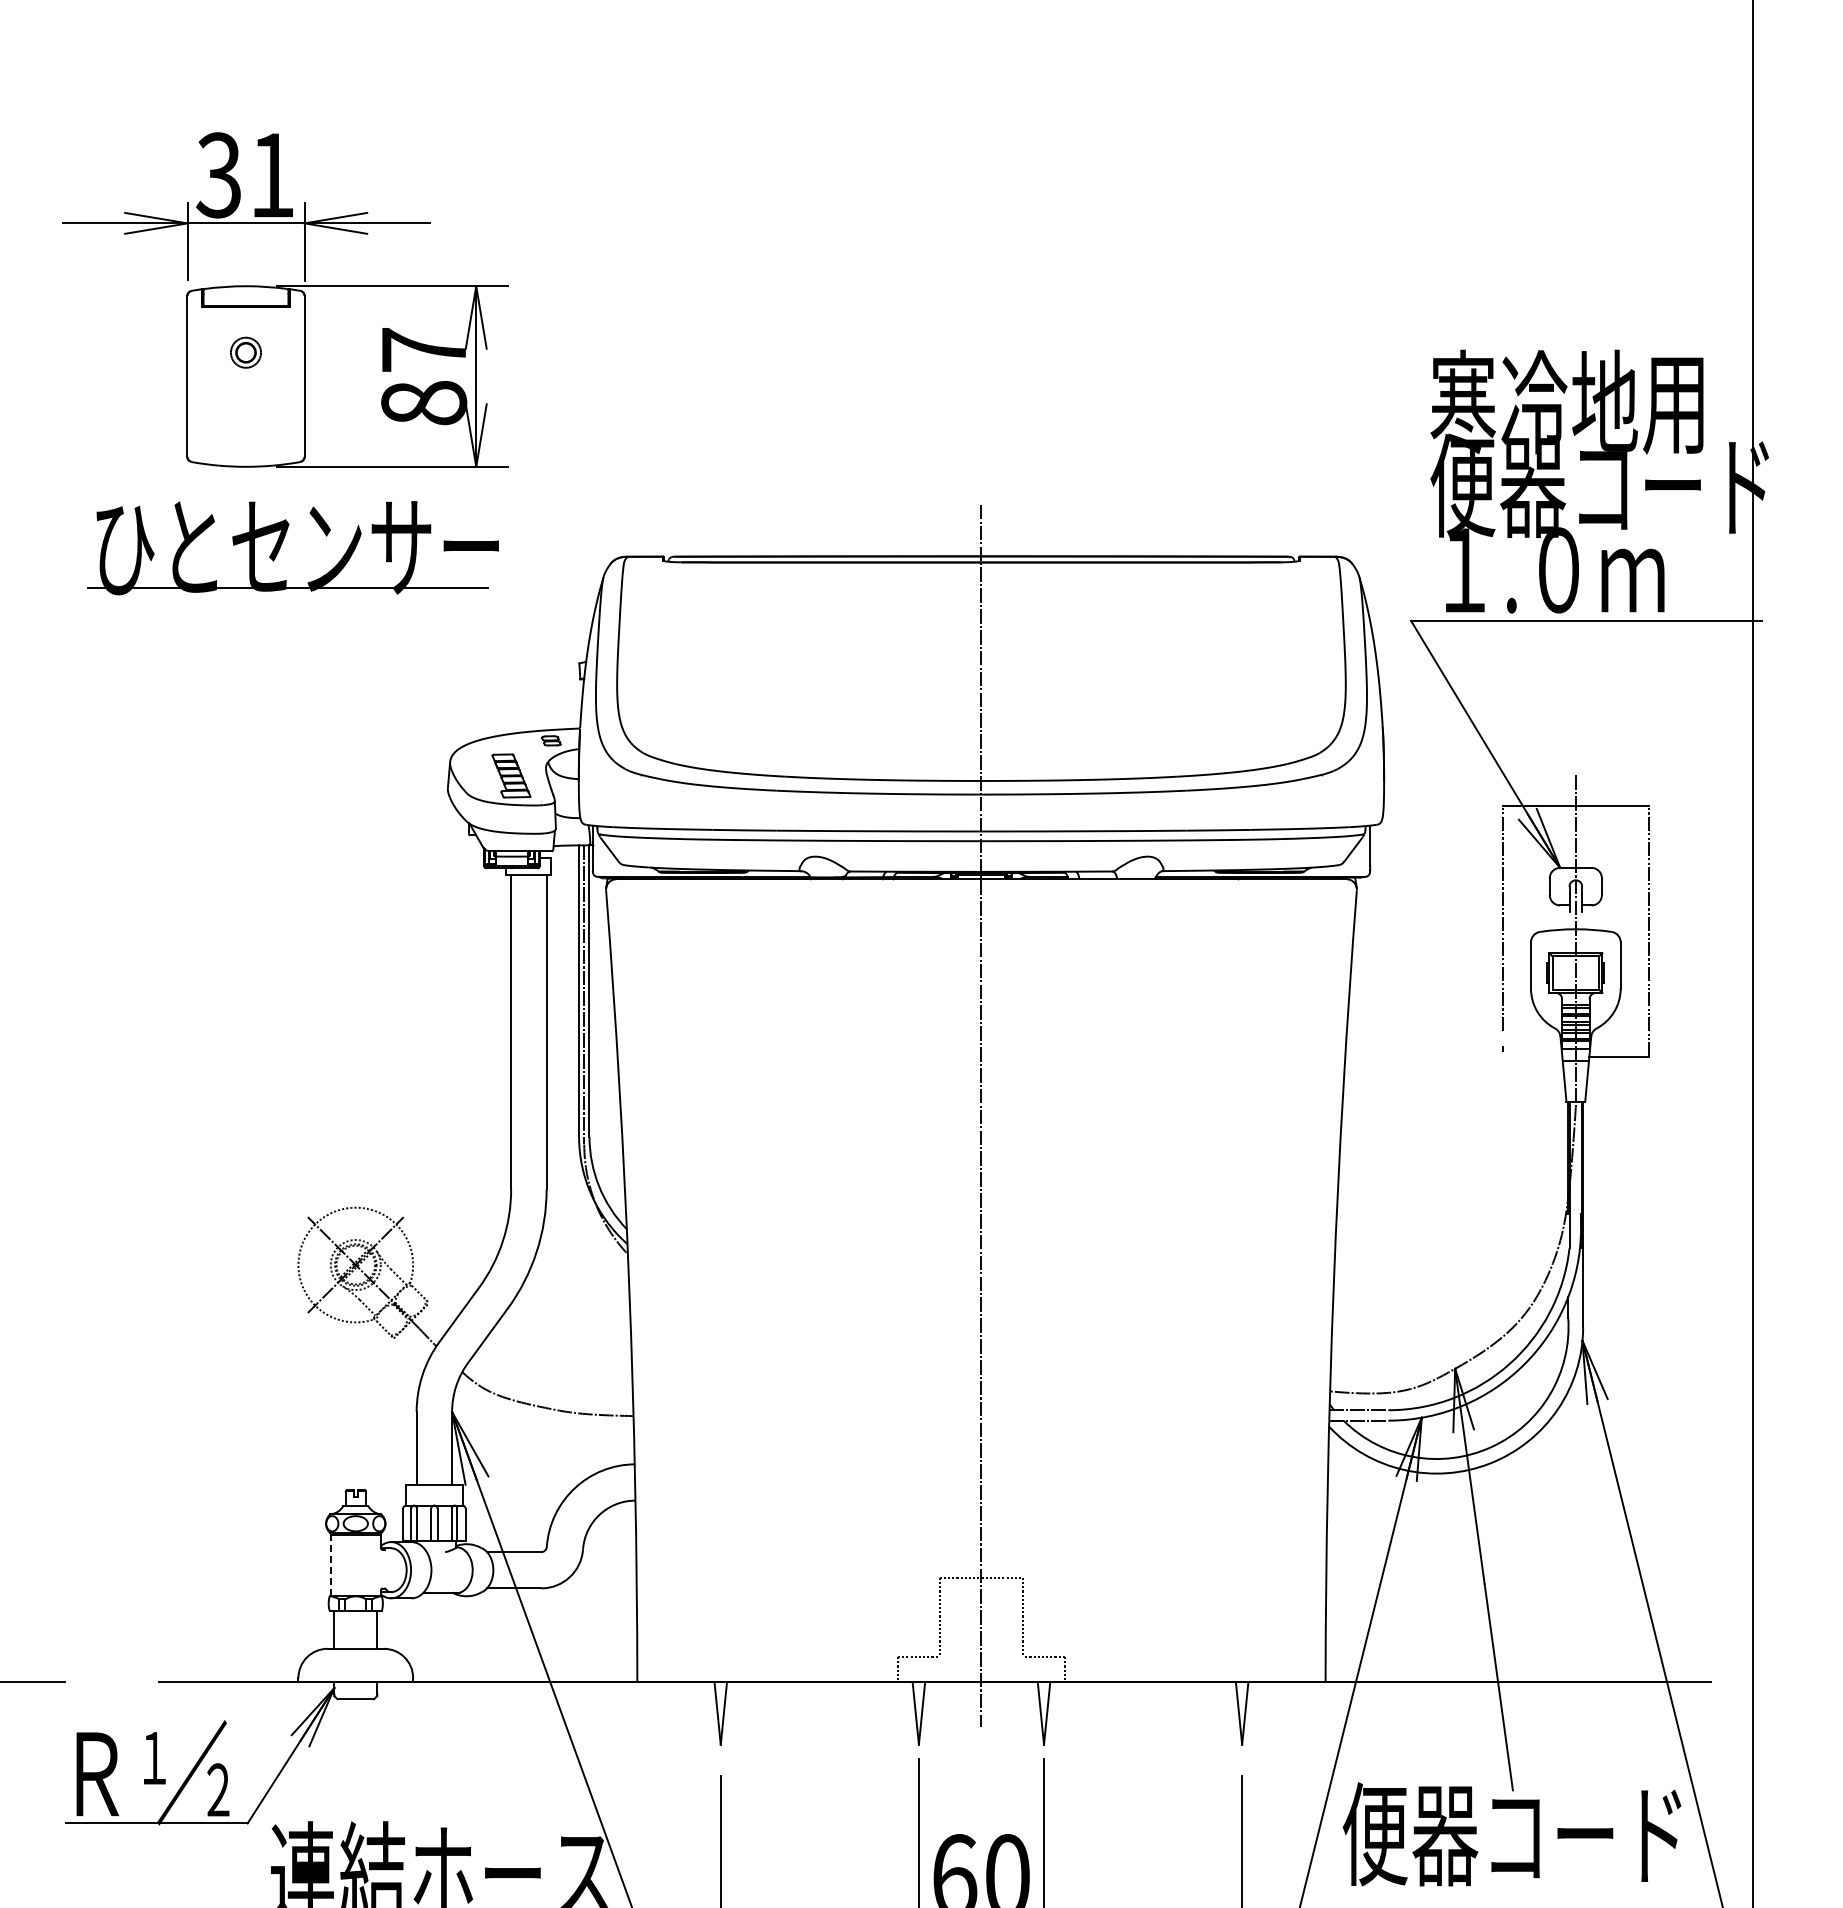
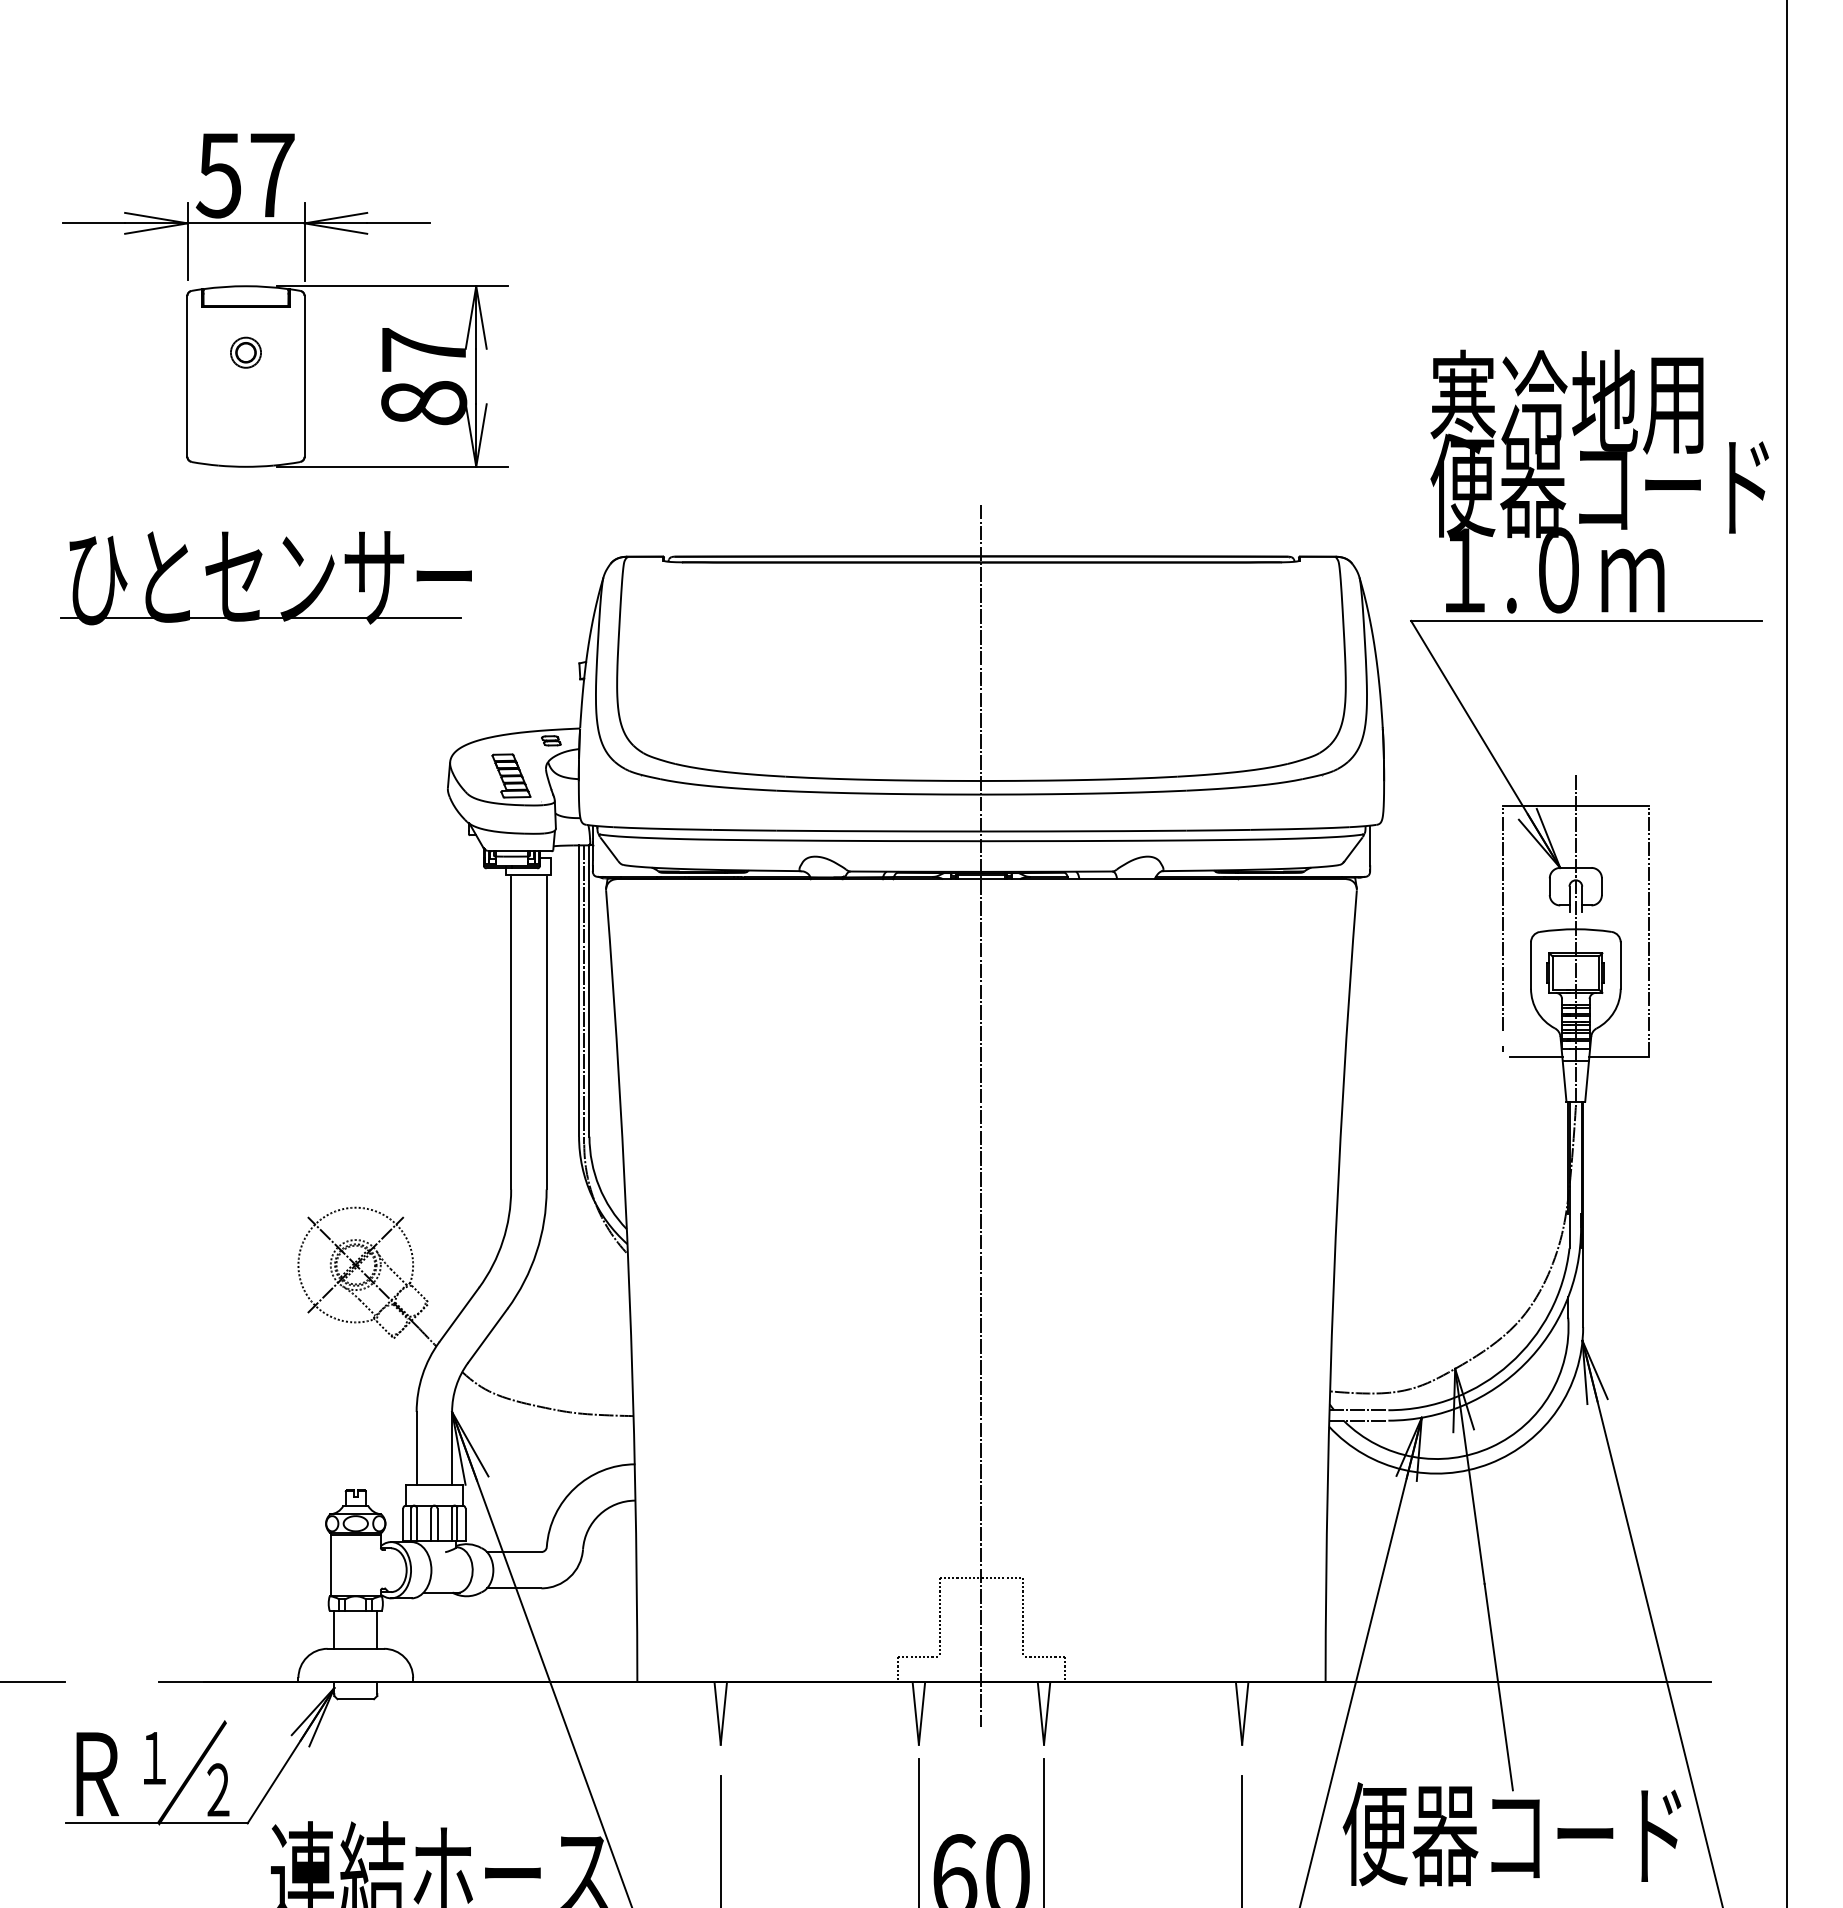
text: 31 -> 57 (244, 175)
part position: (282, 543) -> (255, 573) (255, 573)
line position: (1753, 953) -> (1787, 953) (1787, 953)
line: none -> present (1535, 1056)
line: dashed -> solid (330, 1564)
